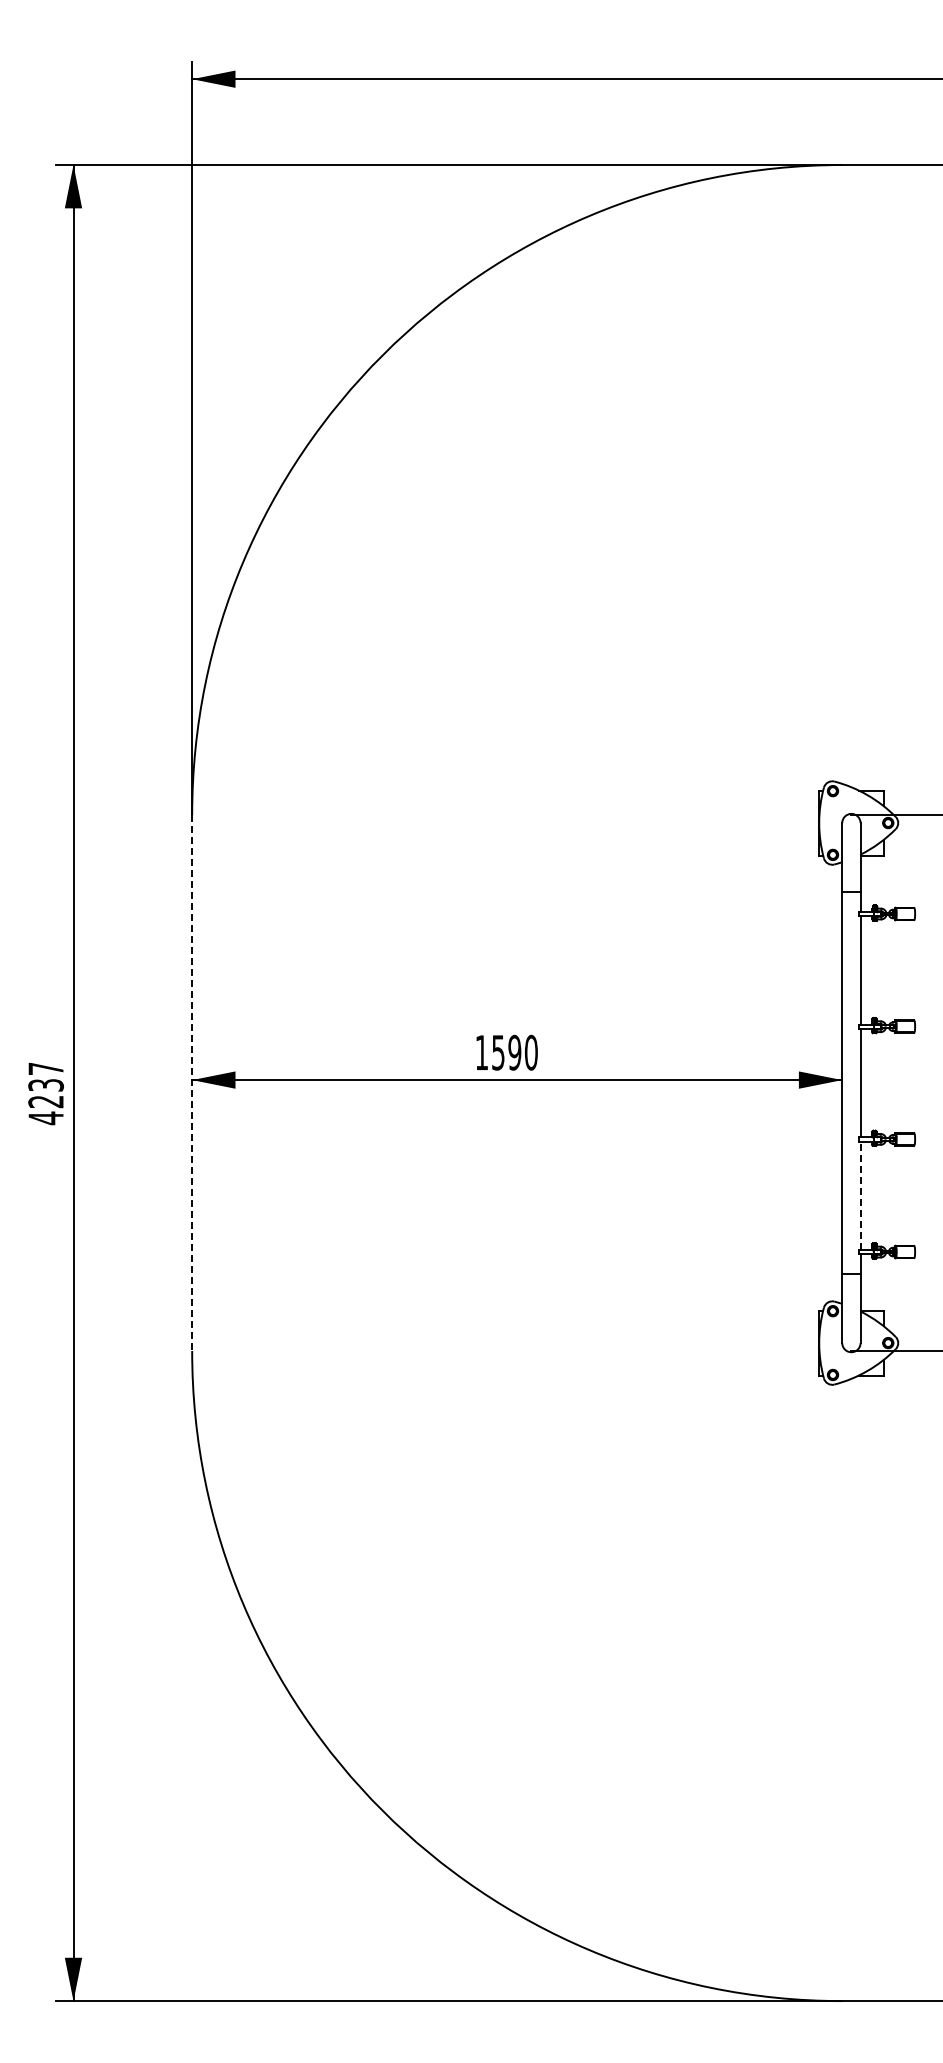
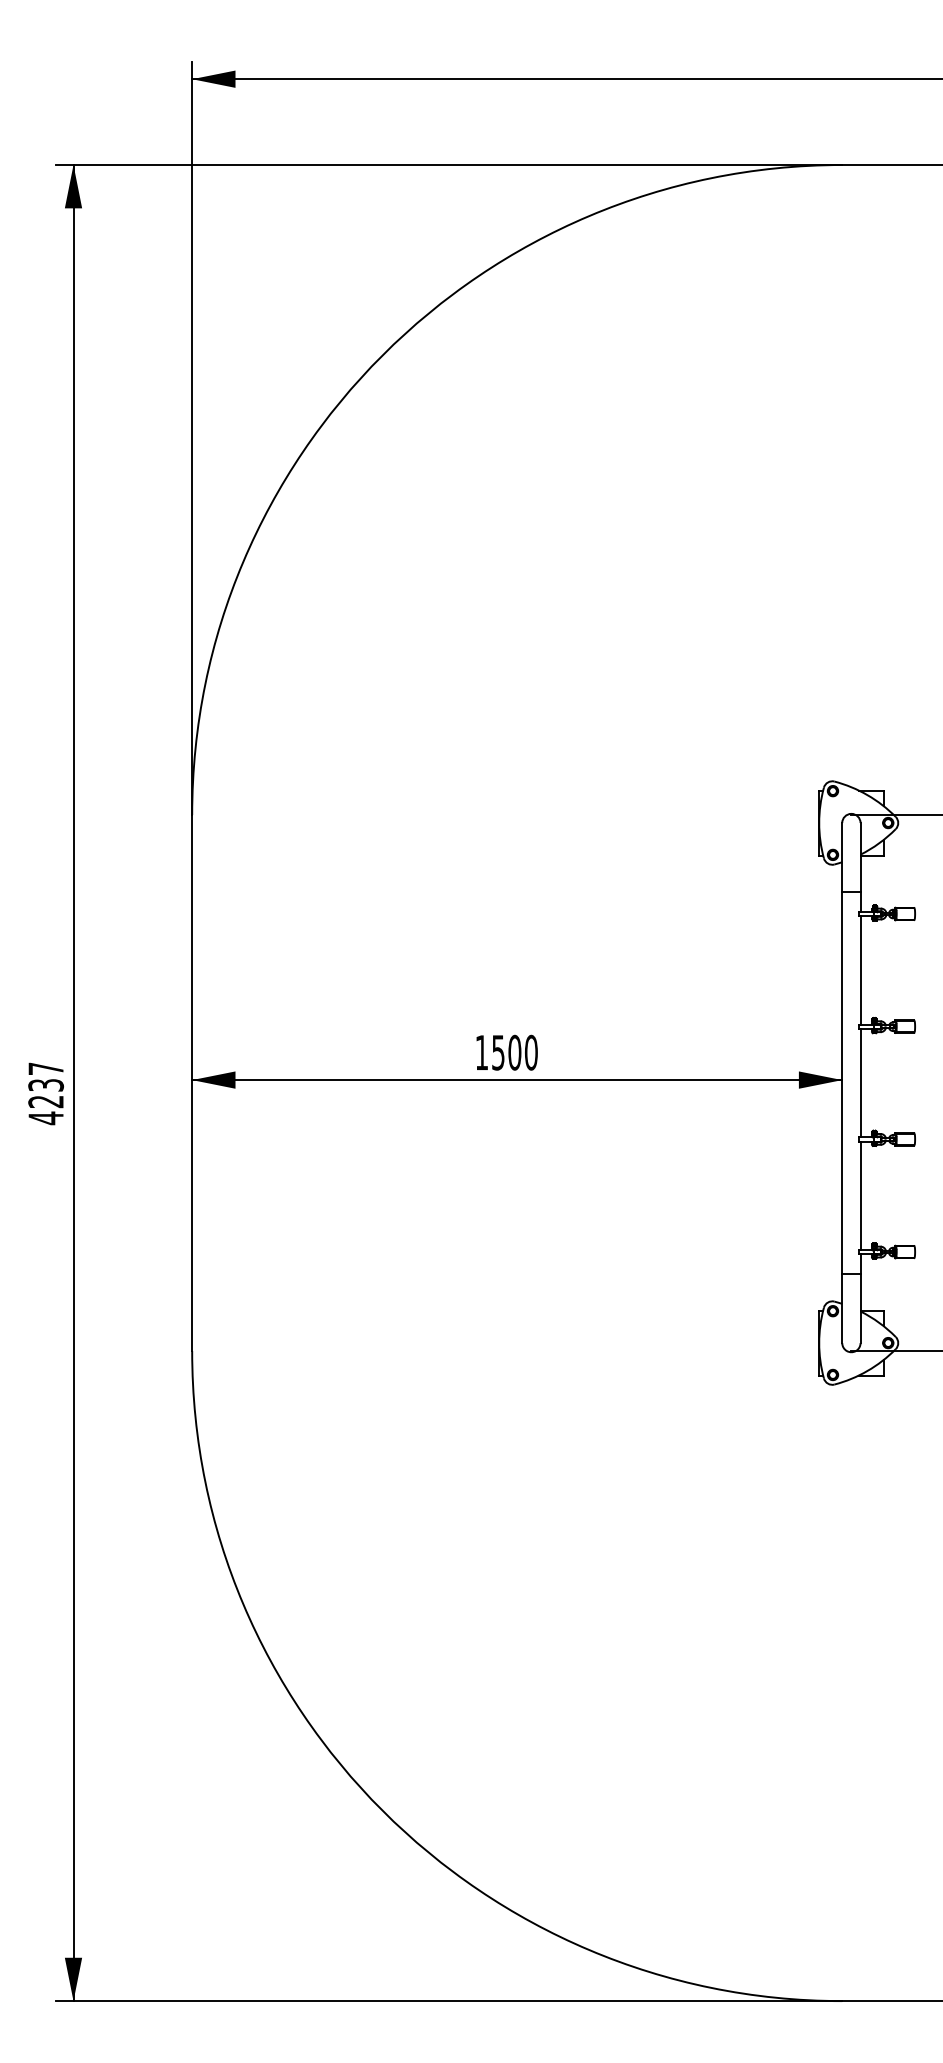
text: 1590 -> 1500 (514, 1052)
line: dashed -> solid (192, 1083)
line: dashed -> solid (860, 1195)
